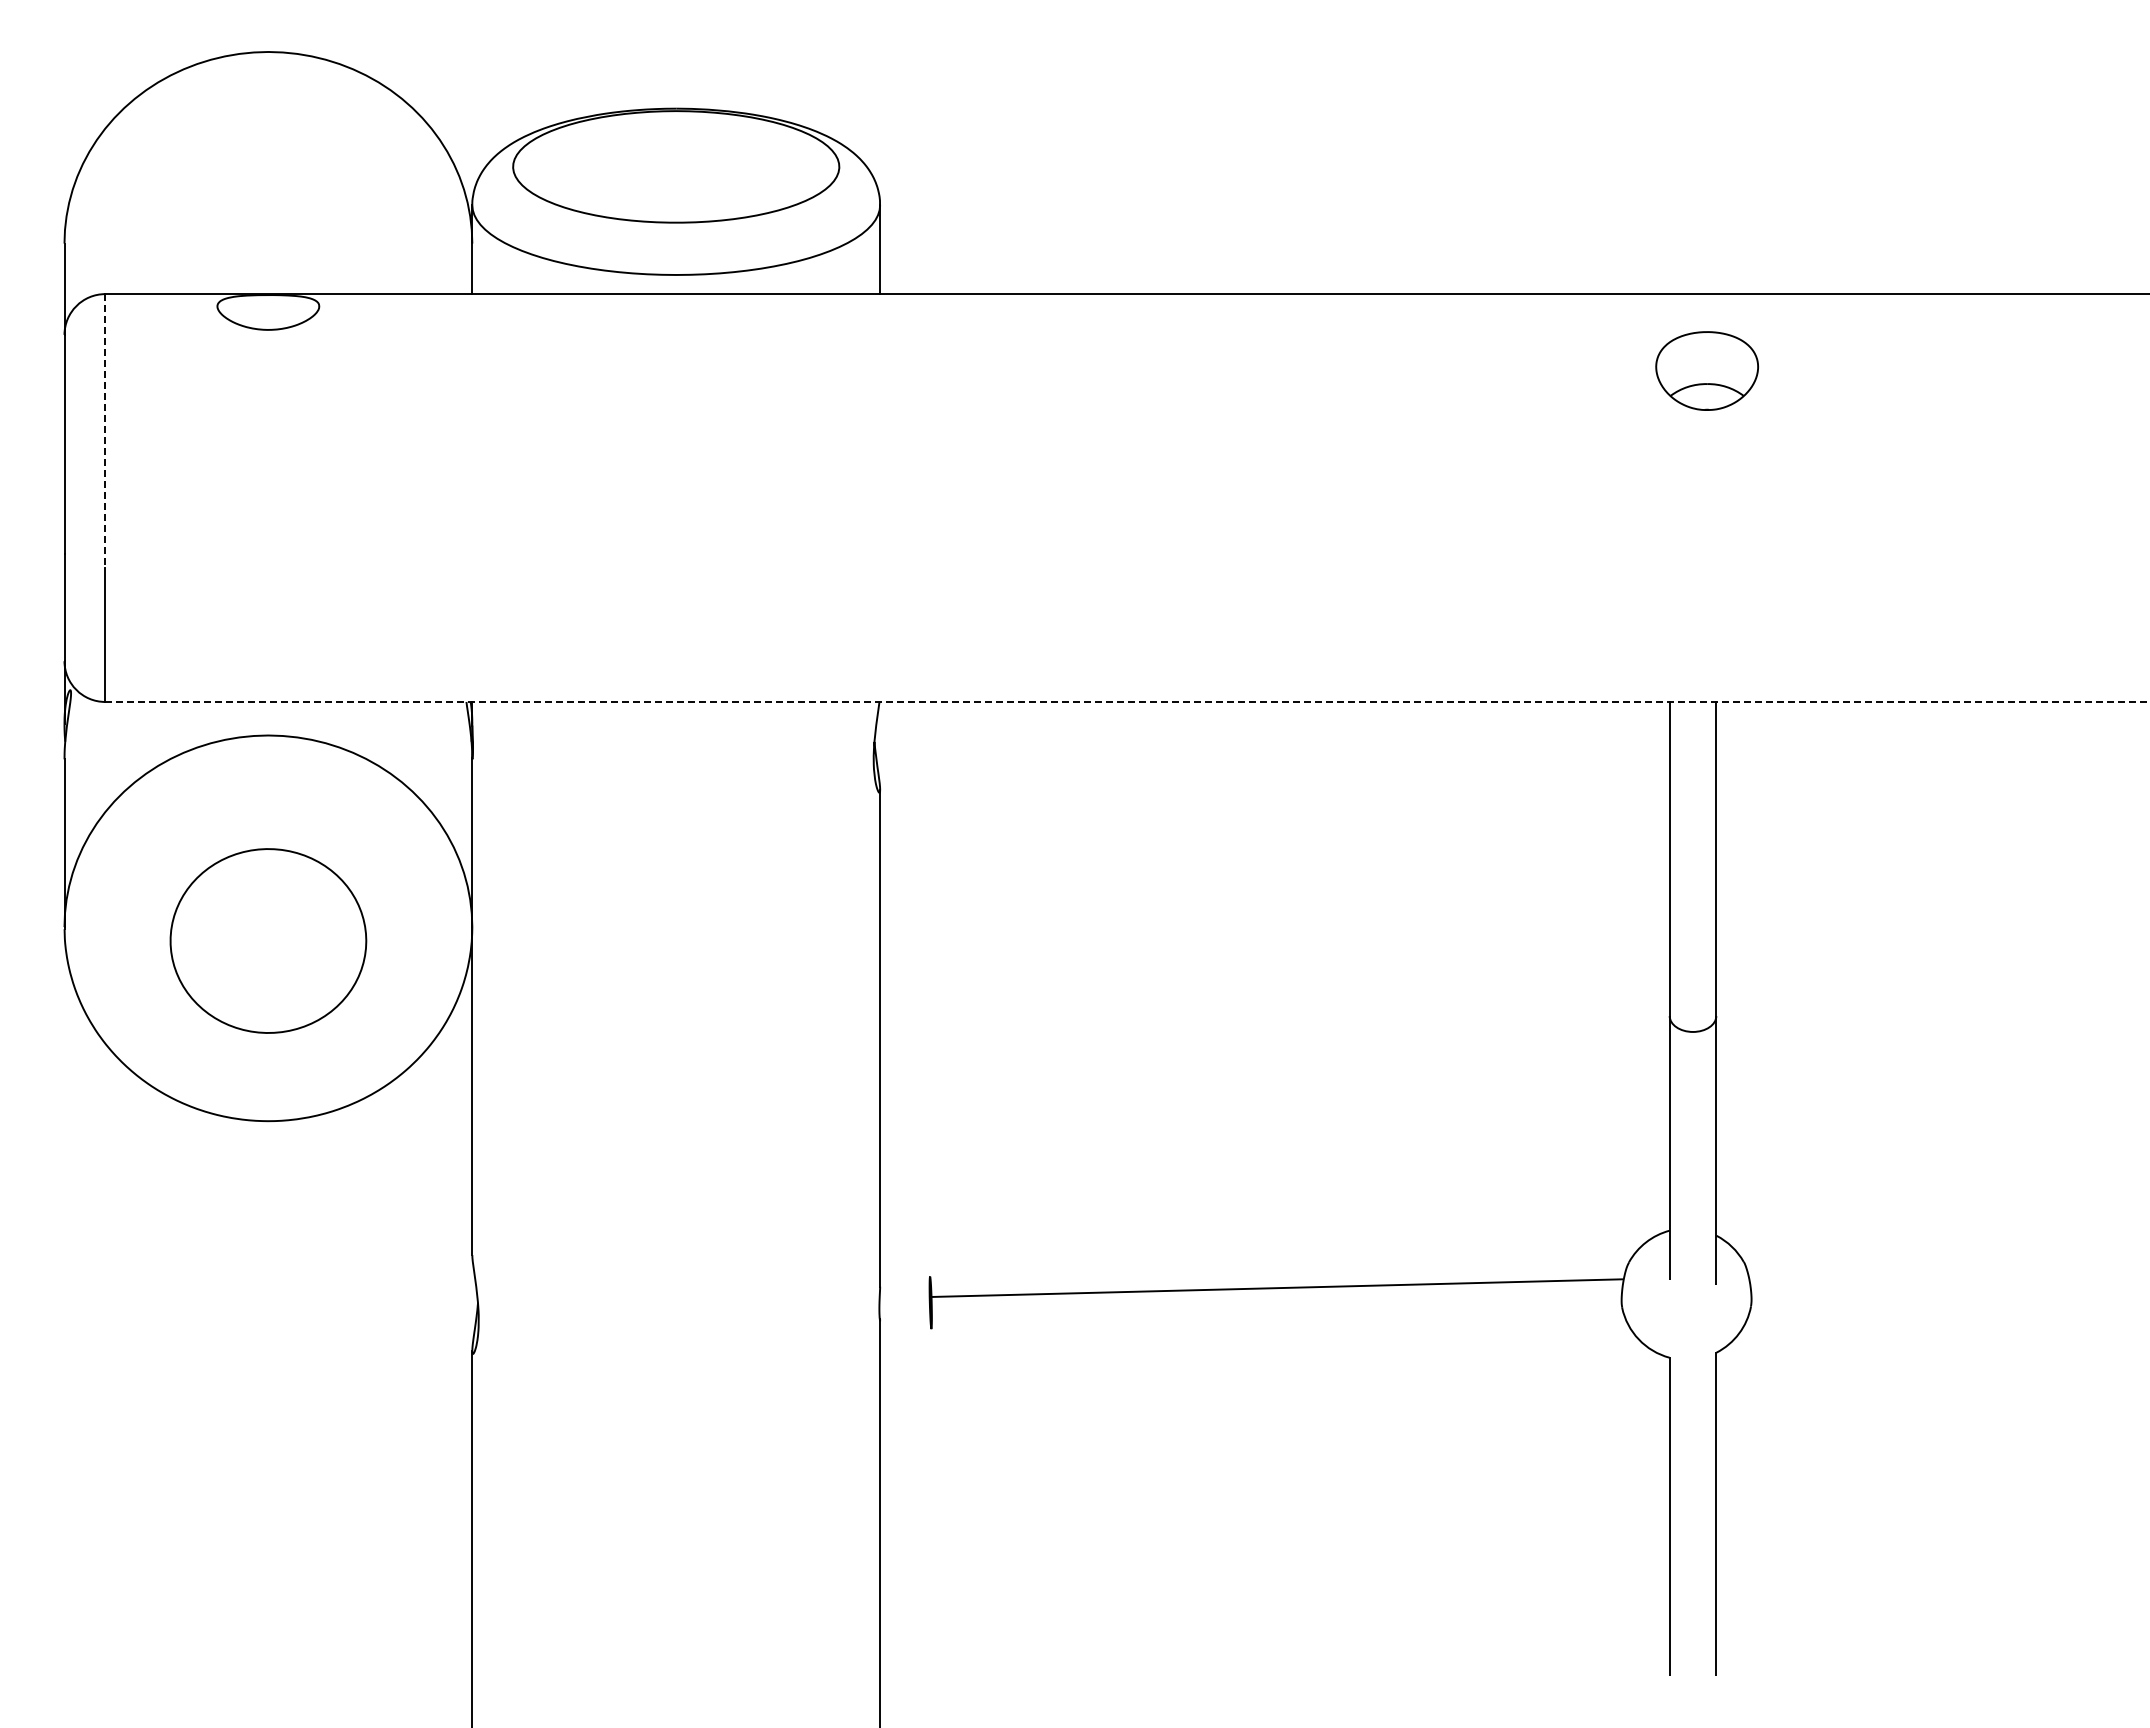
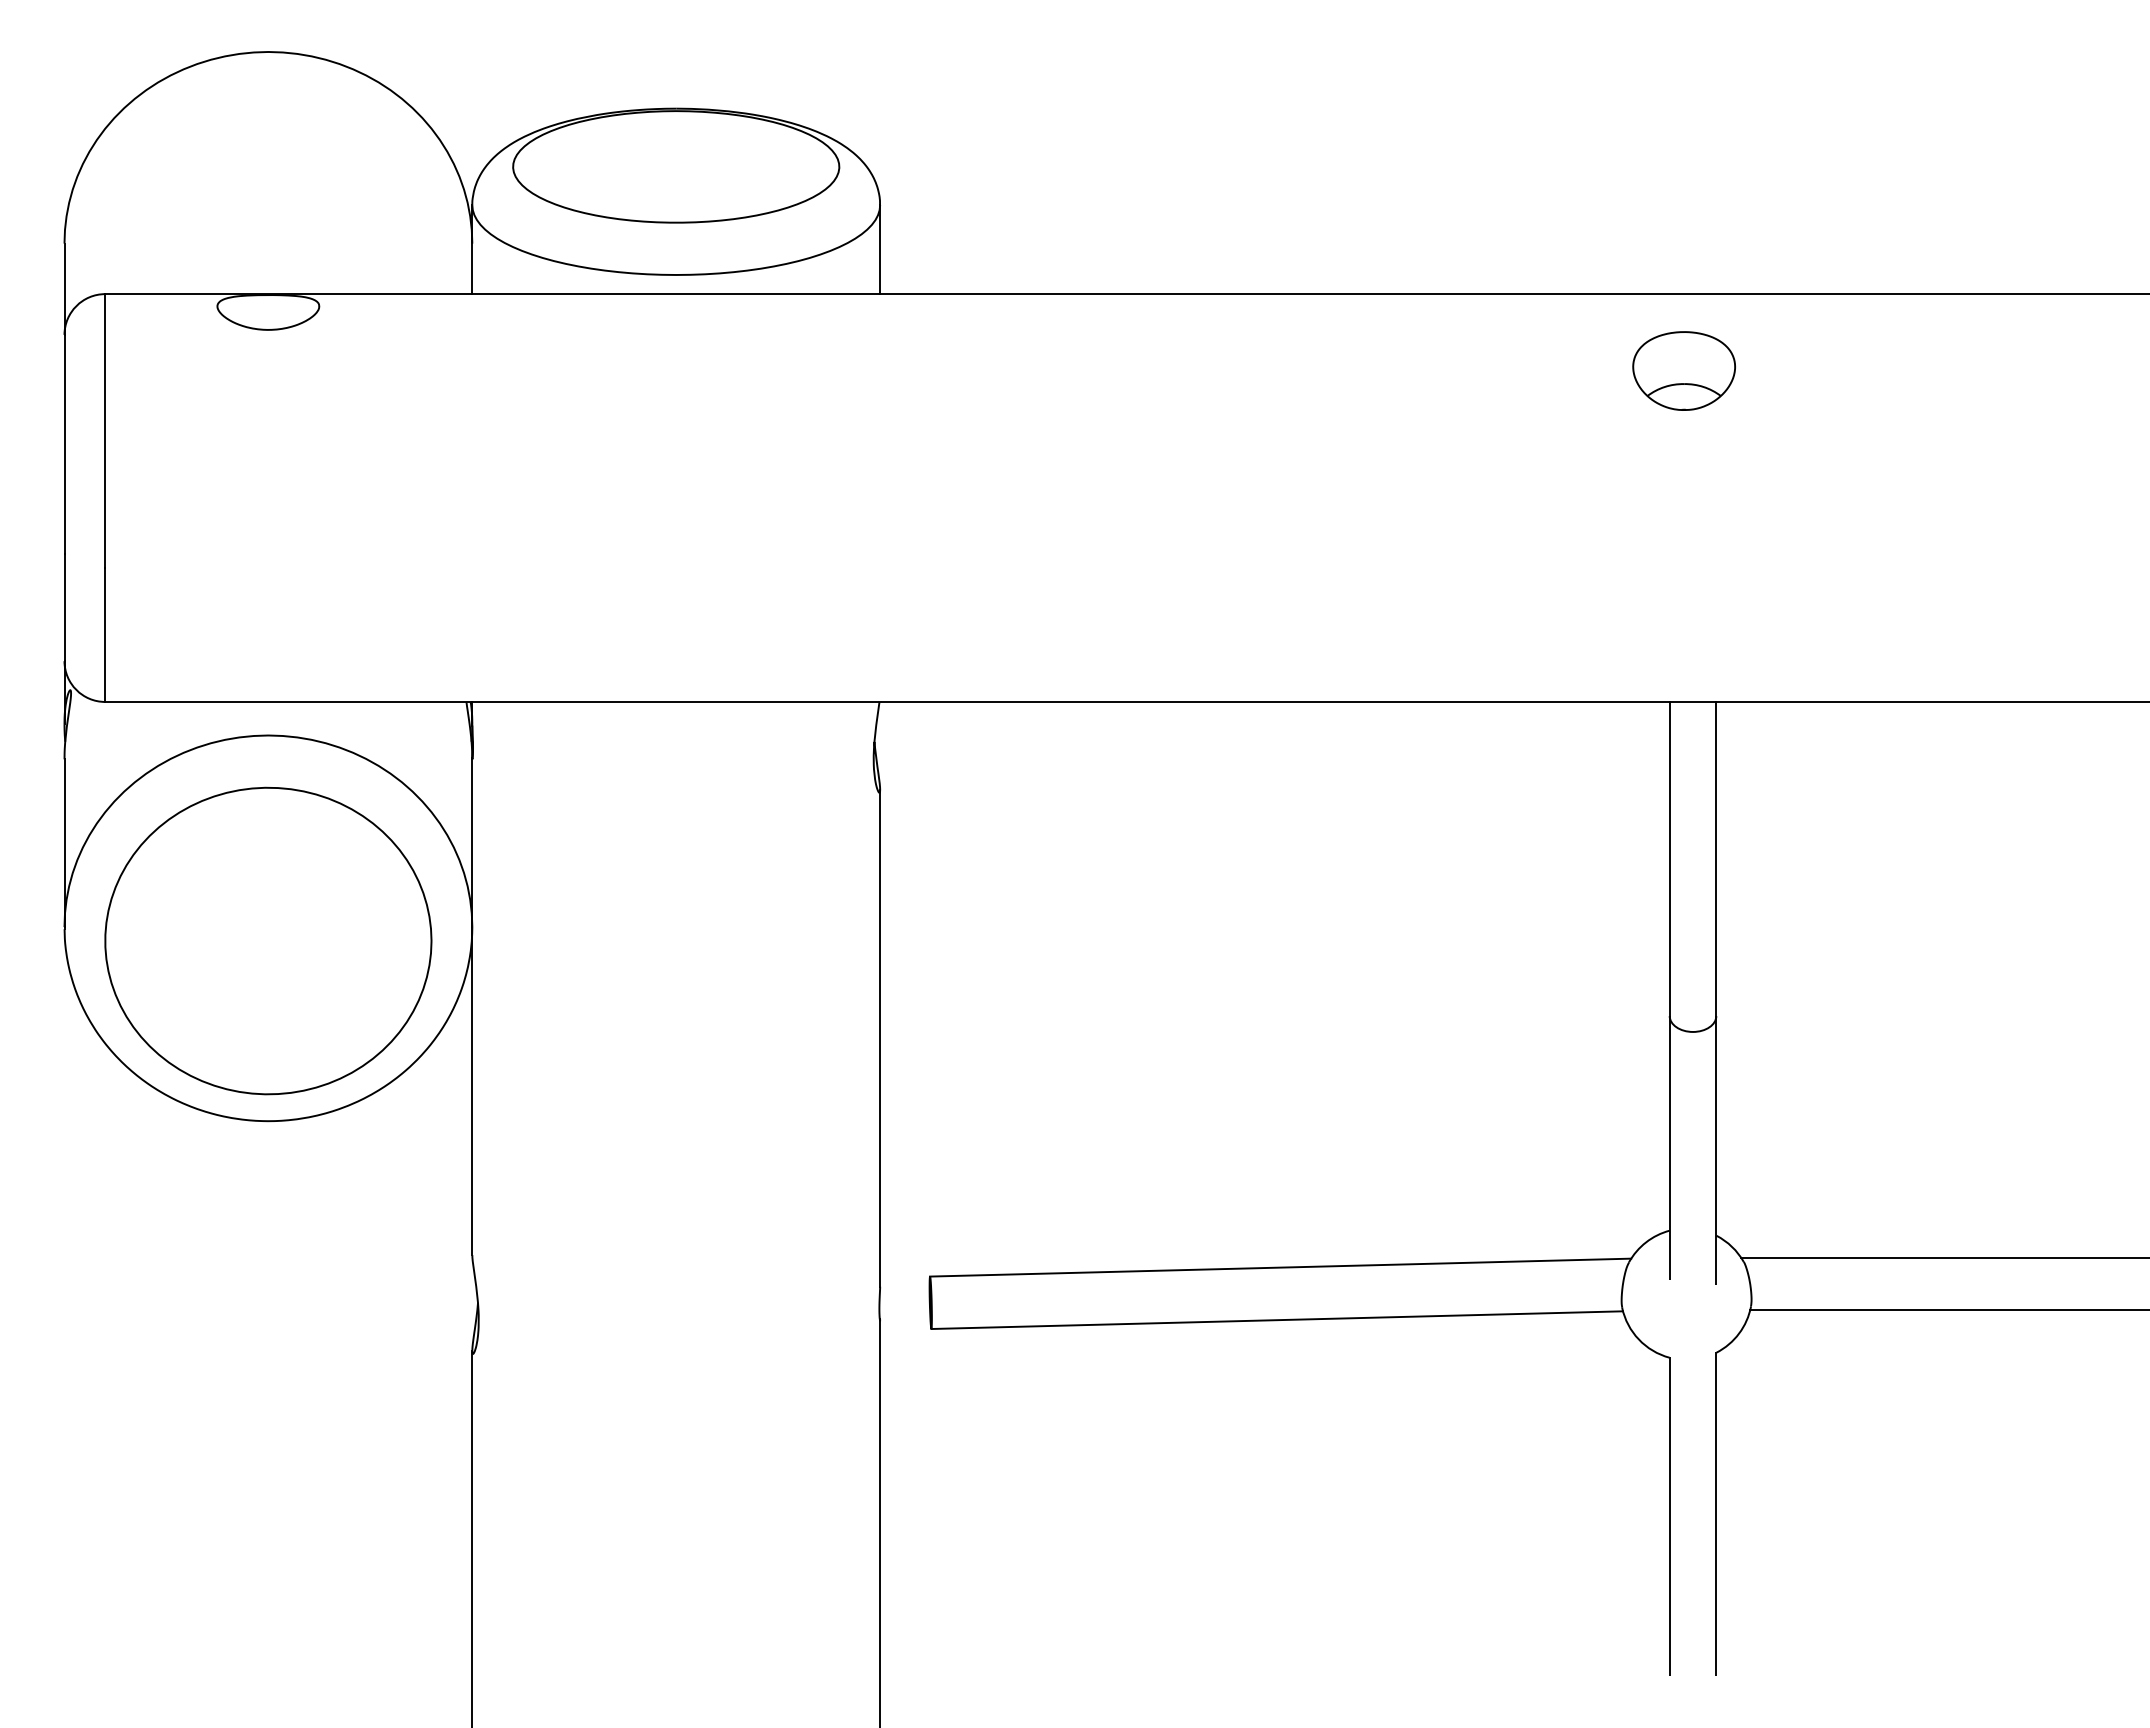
part position: (1706, 370) -> (1683, 370) (1683, 370)
line: dashed -> solid (105, 430)
line: dashed -> solid (1127, 701)
part size: 199x186 px -> 329x310 px (268, 940)
line: none -> present (1943, 1258)
line: none -> present (1280, 1267)
line position: (1276, 1288) -> (1277, 1320) (1277, 1320)
line: none -> present (1948, 1310)
